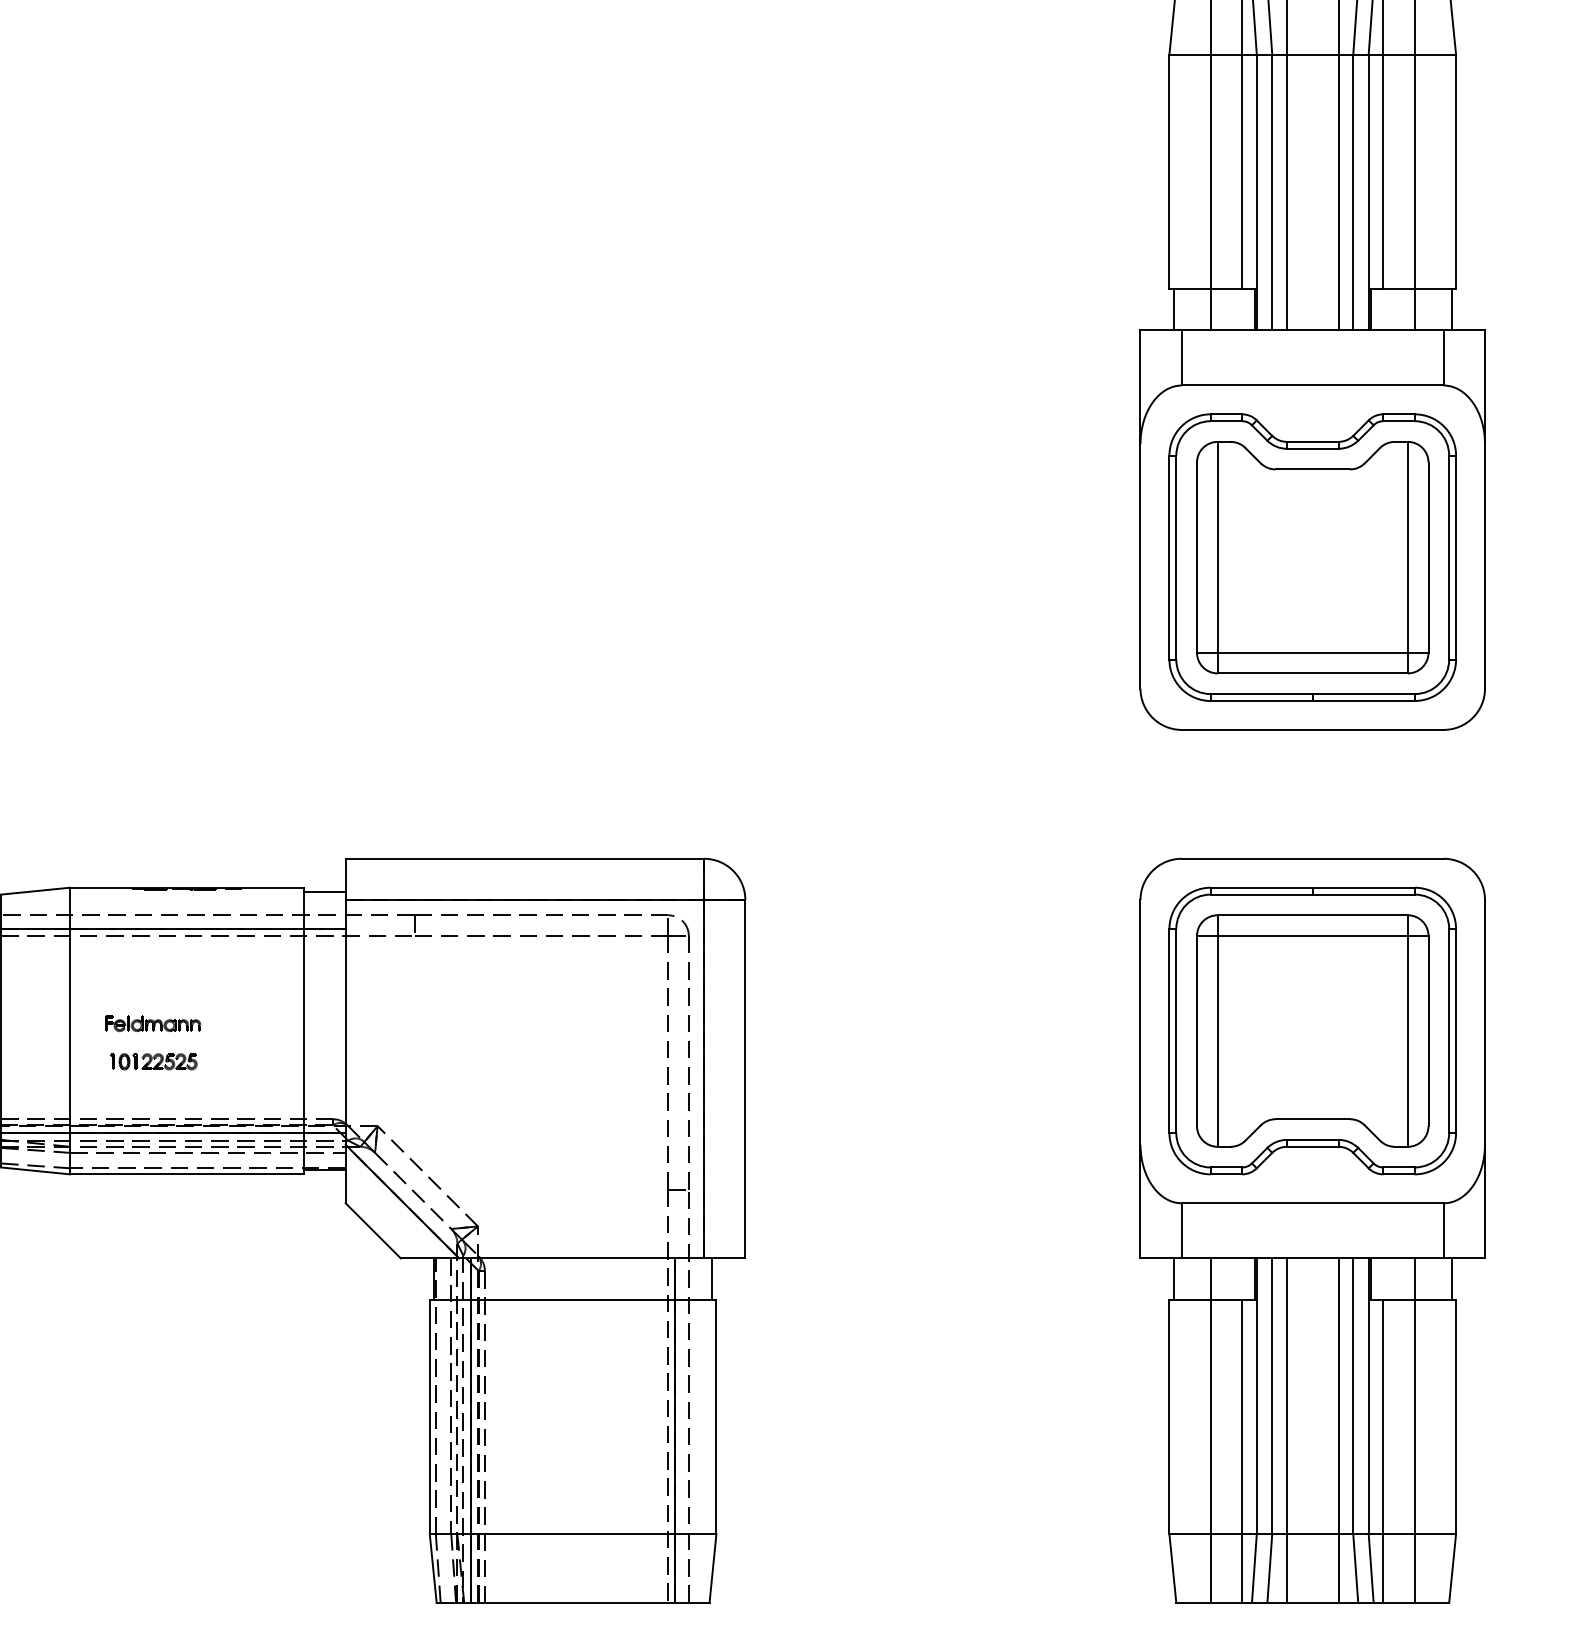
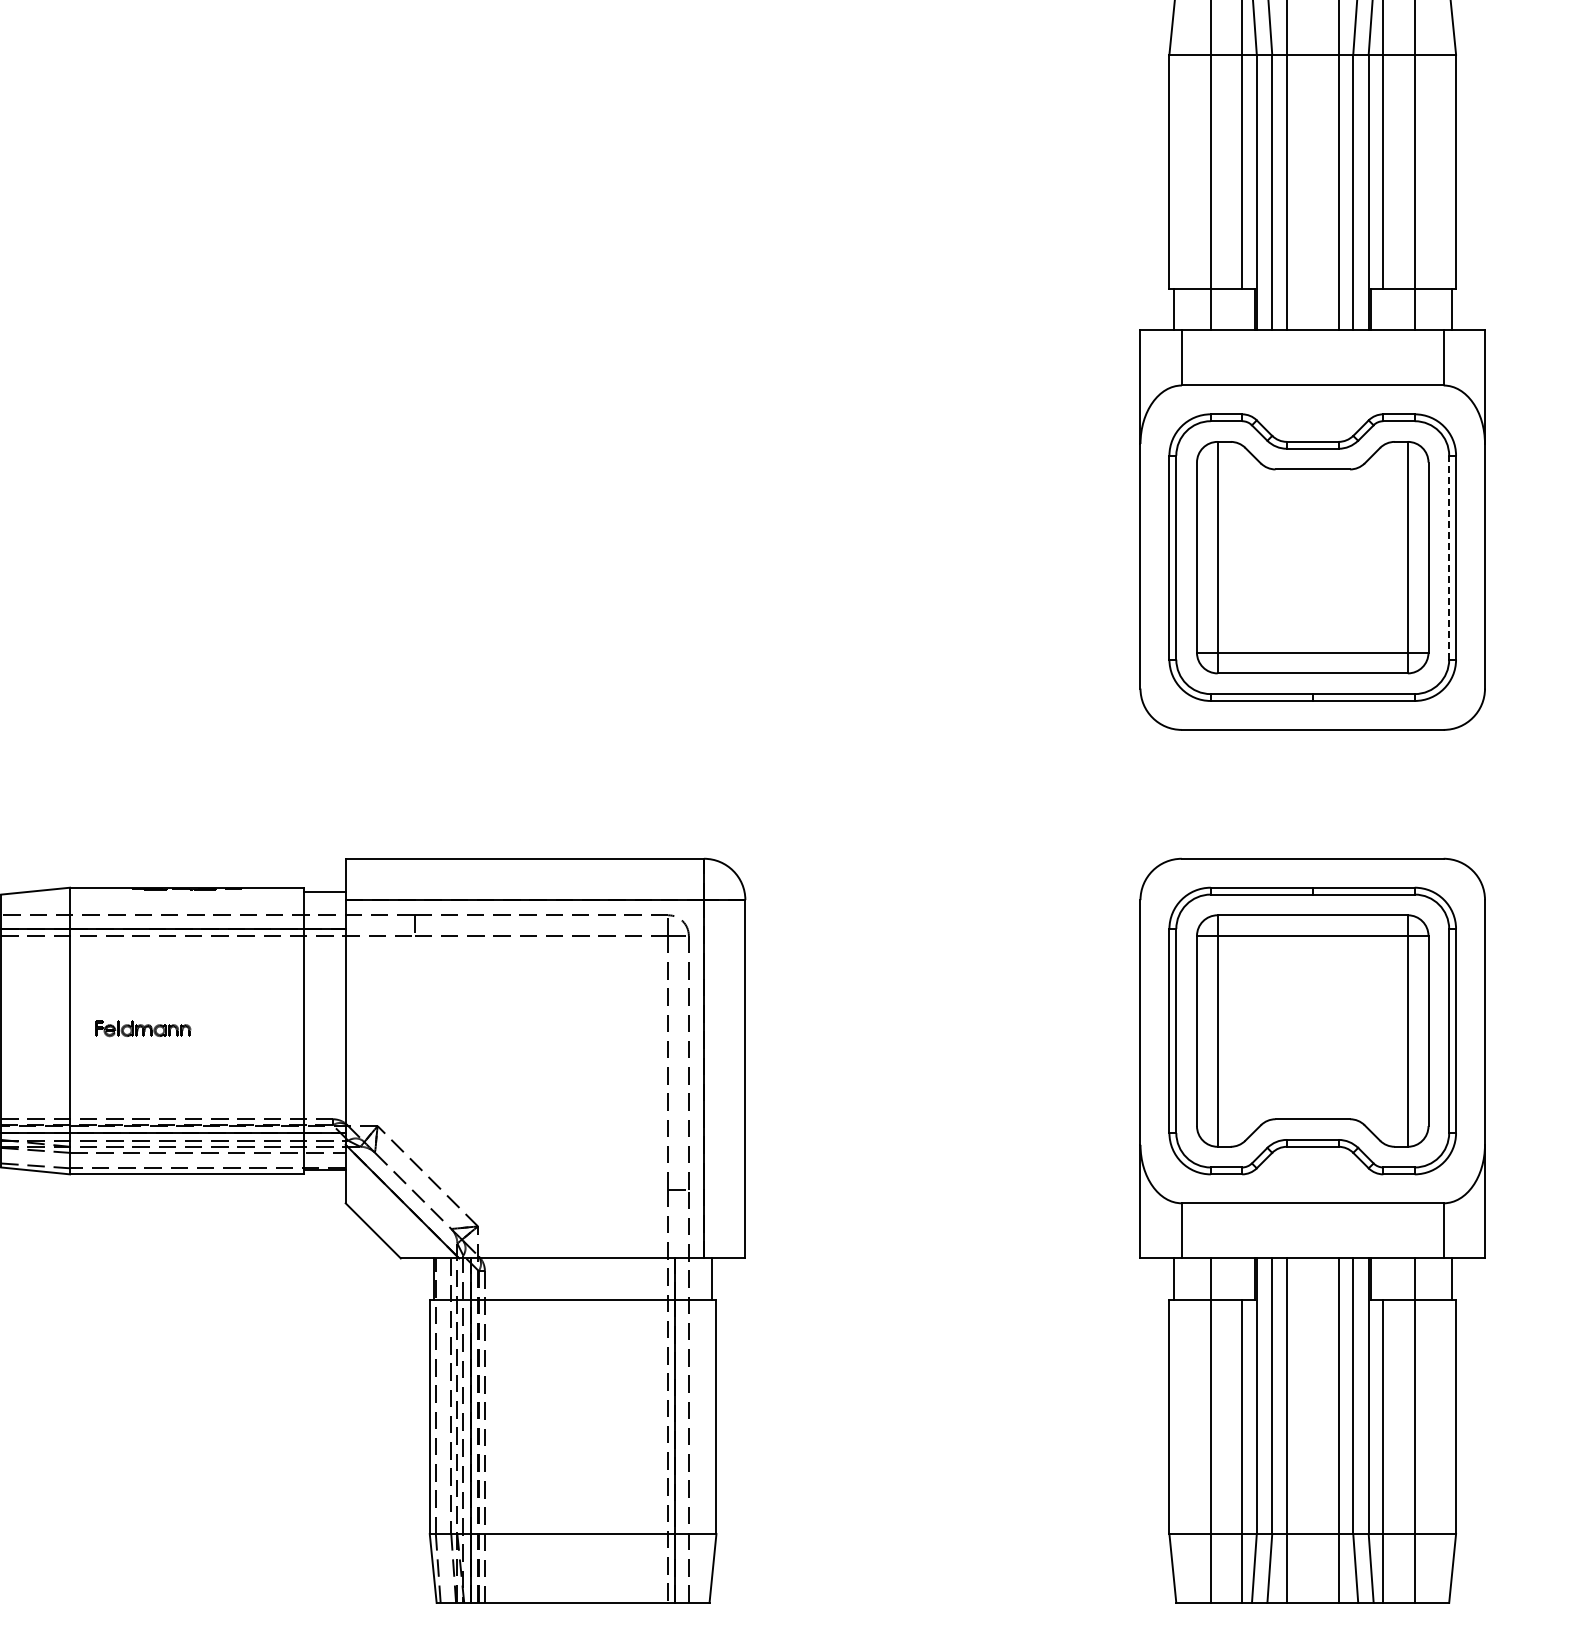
line: solid -> dashed (1449, 557)
part position: (153, 1023) -> (143, 1028) (143, 1028)
part: present -> none (153, 1061)
